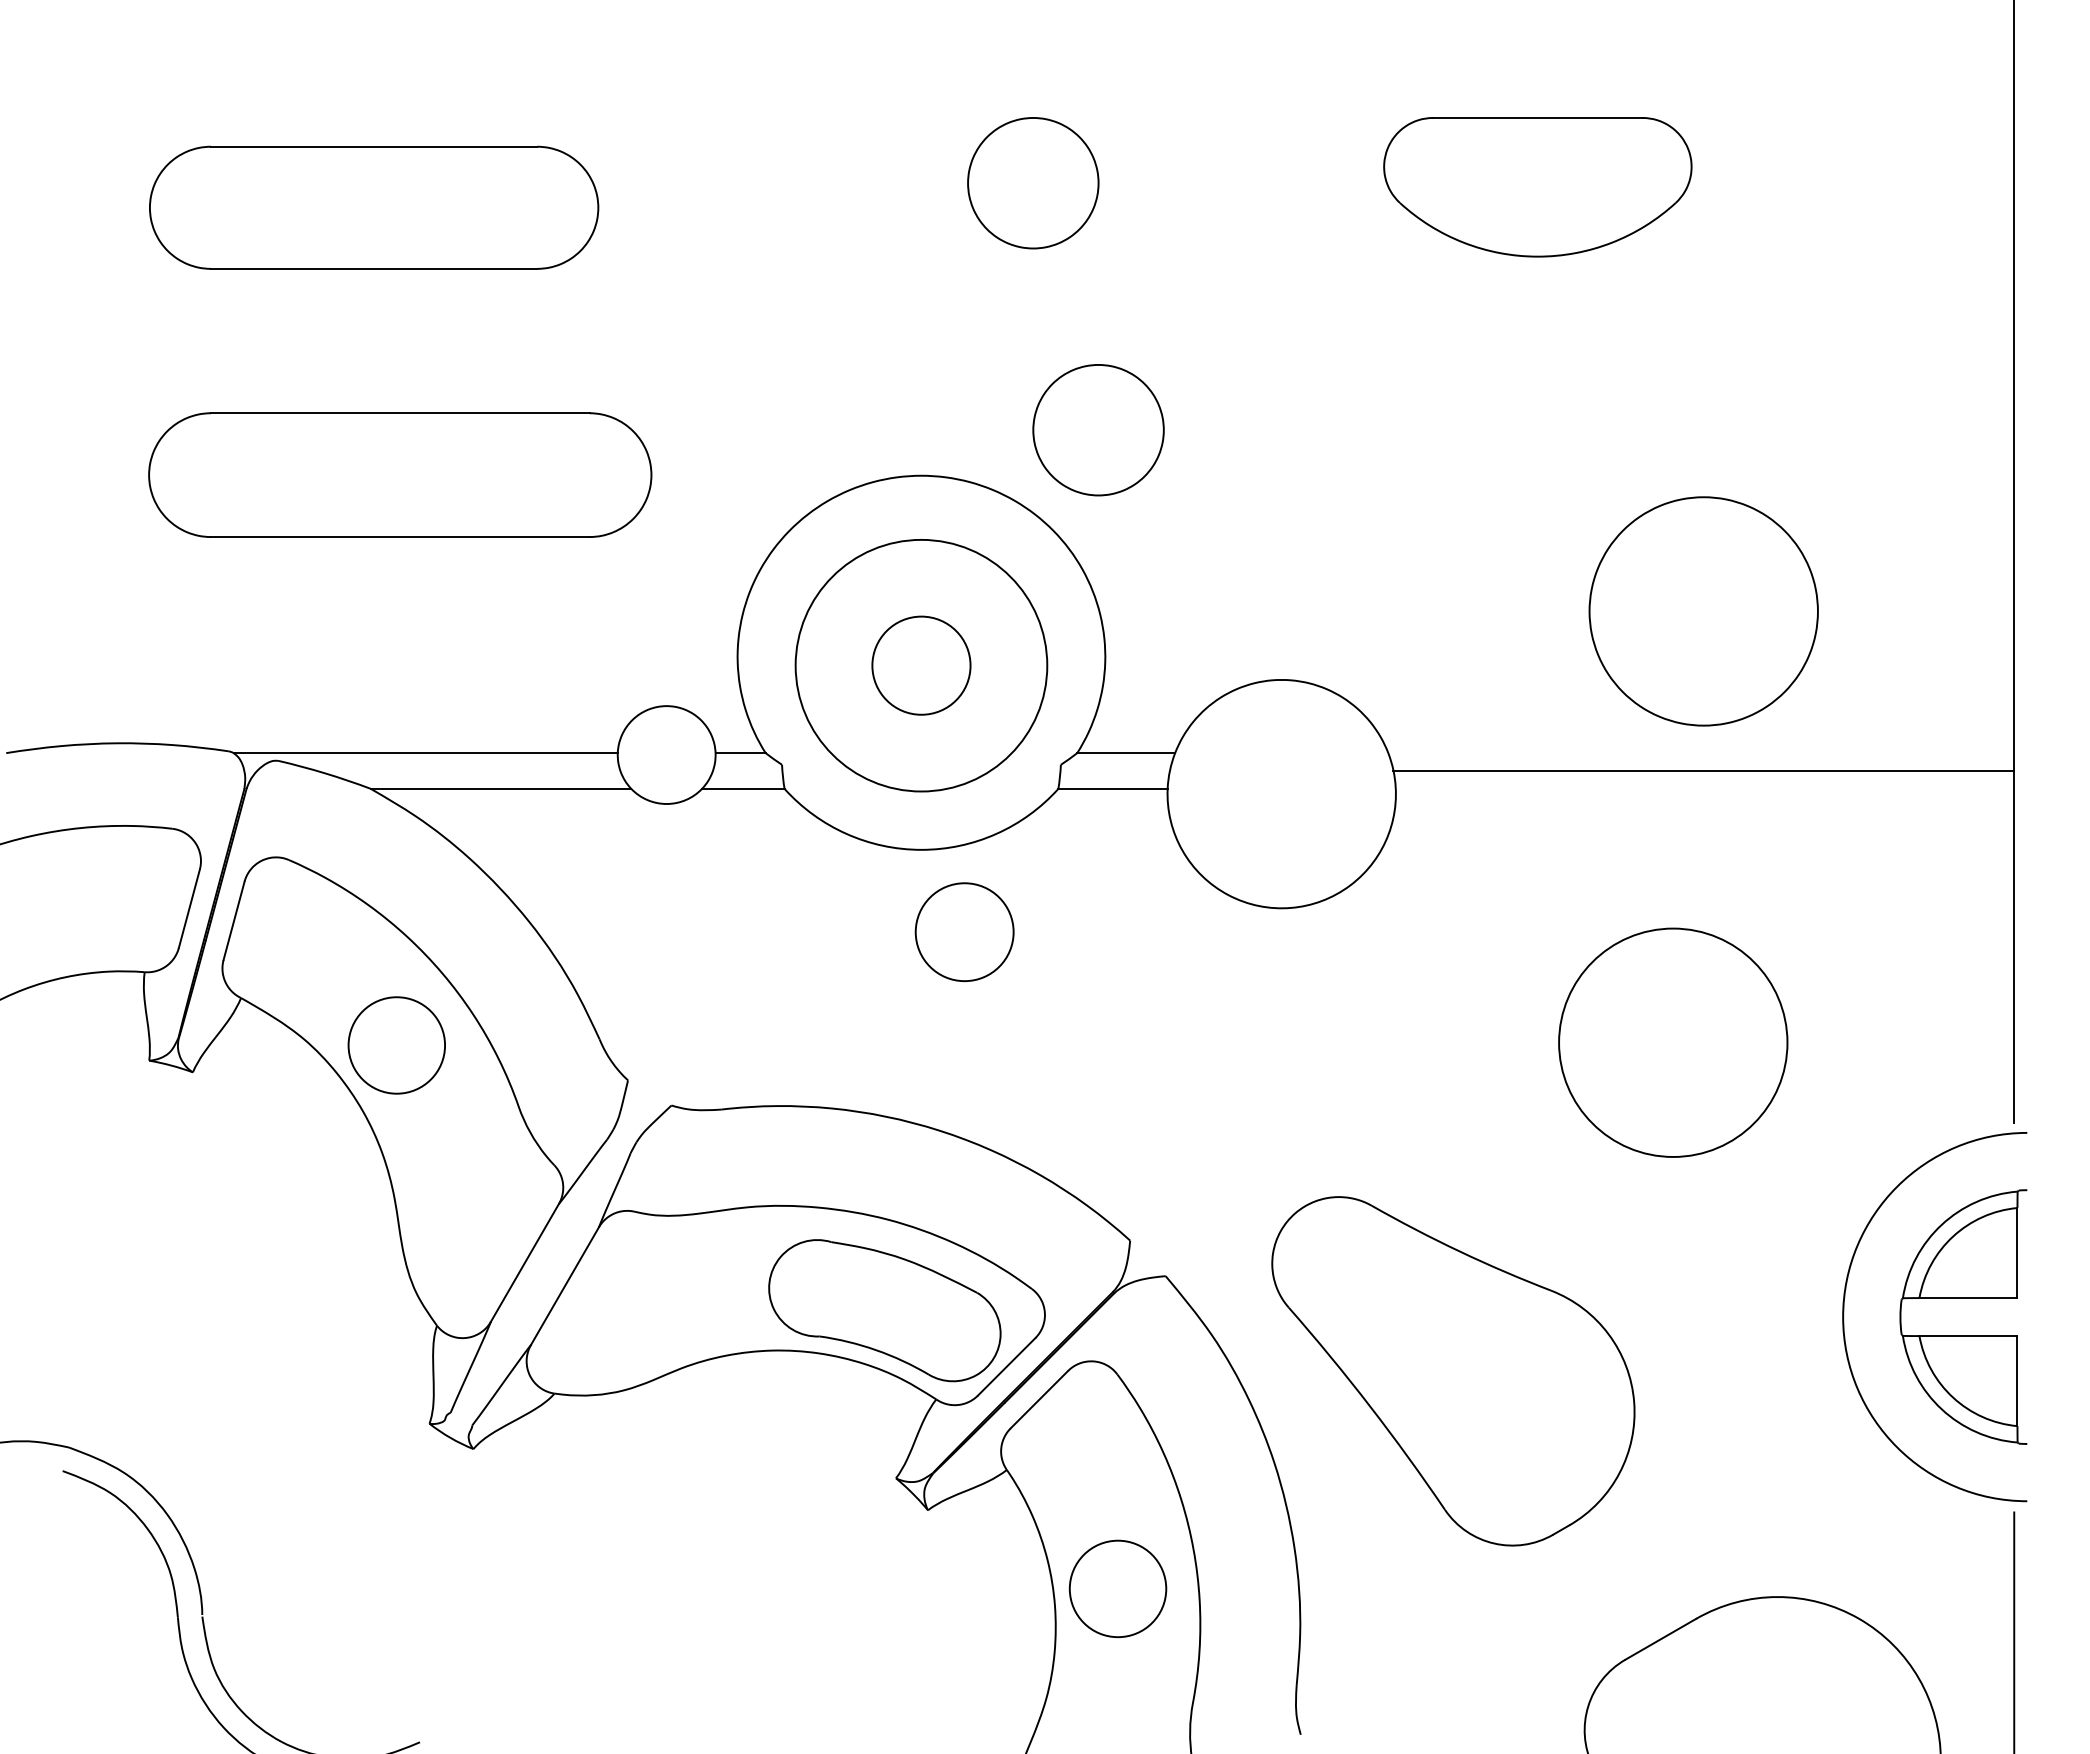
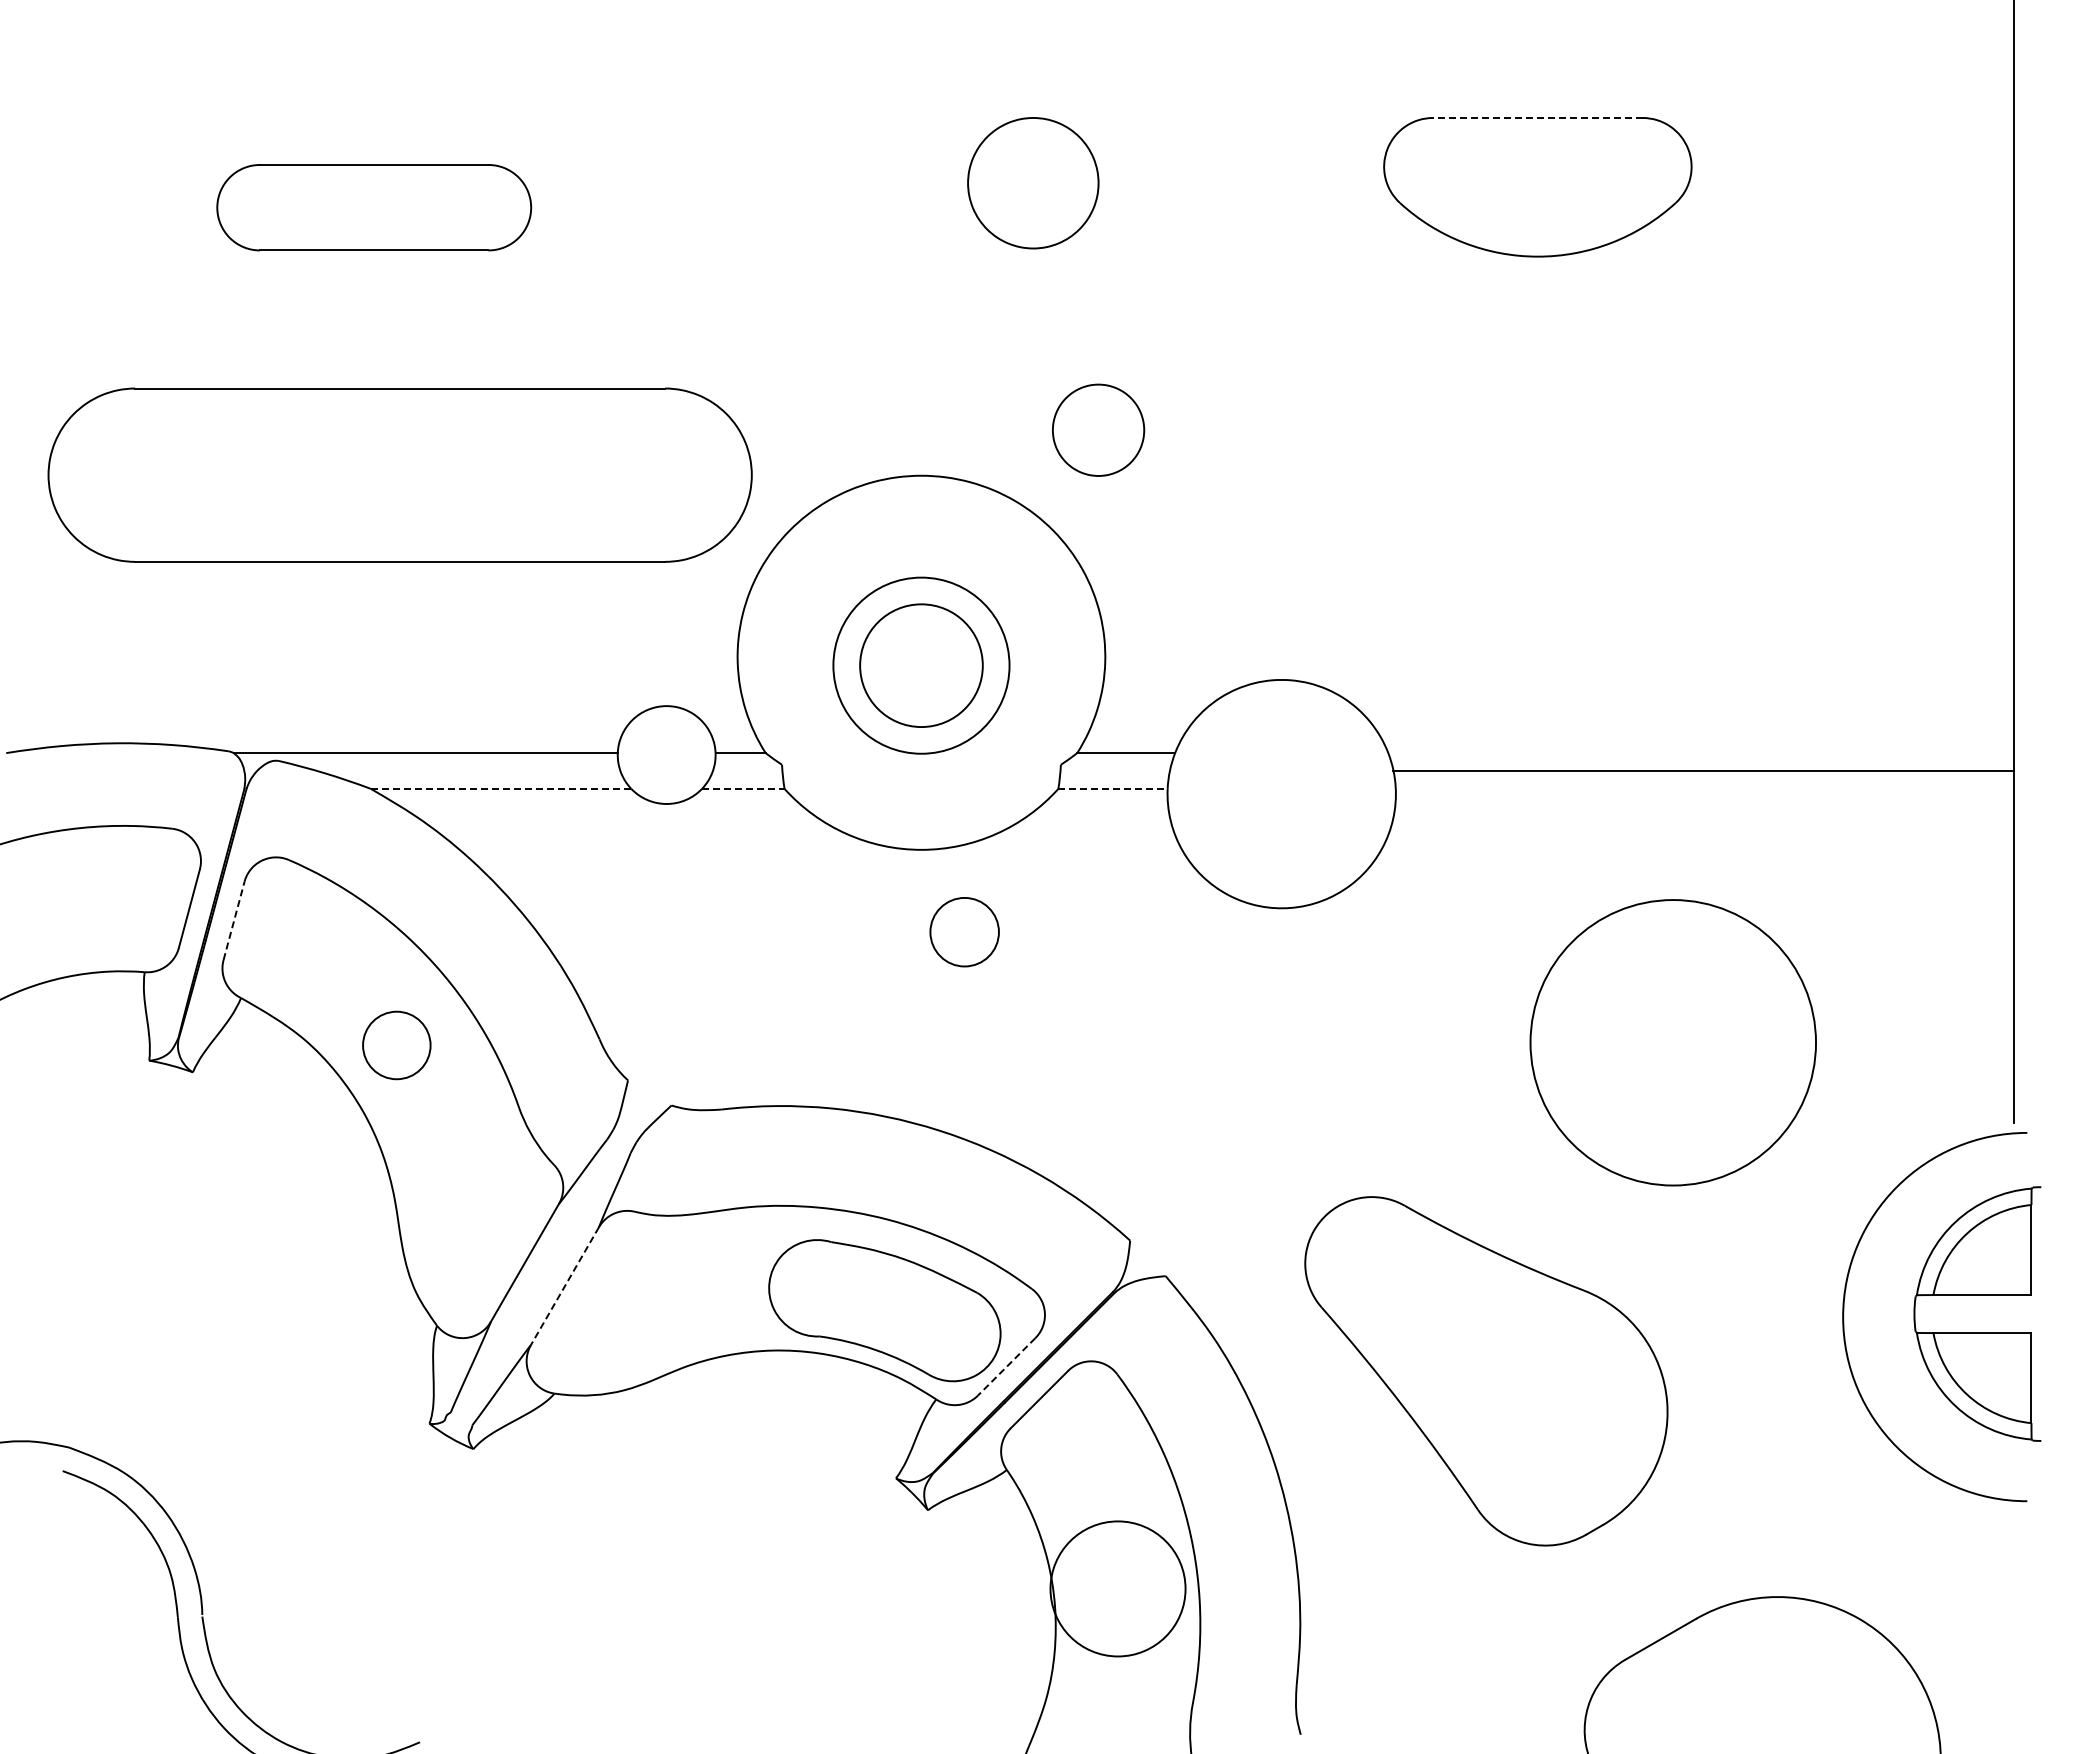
line: solid -> dashed (1537, 117)
part size: 451x125 px -> 317x88 px (374, 207)
part size: 133x133 px -> 94x94 px (1098, 429)
part size: 505x126 px -> 706x176 px (399, 474)
part: present -> none (1703, 611)
circle diameter: 252 px -> 176 px (921, 665)
circle diameter: 98 px -> 123 px (921, 665)
line: solid -> dashed (501, 788)
line: solid -> dashed (743, 788)
line: solid -> dashed (1113, 788)
line: solid -> dashed (234, 920)
circle diameter: 98 px -> 69 px (964, 931)
circle diameter: 228 px -> 285 px (1673, 1042)
circle diameter: 96 px -> 68 px (396, 1045)
line: solid -> dashed (565, 1286)
part position: (1963, 1298) -> (1977, 1295) (1977, 1295)
line: solid -> dashed (1006, 1366)
part position: (1453, 1371) -> (1486, 1371) (1486, 1371)
circle diameter: 96 px -> 135 px (1117, 1588)
line: present -> none (2014, 1631)
